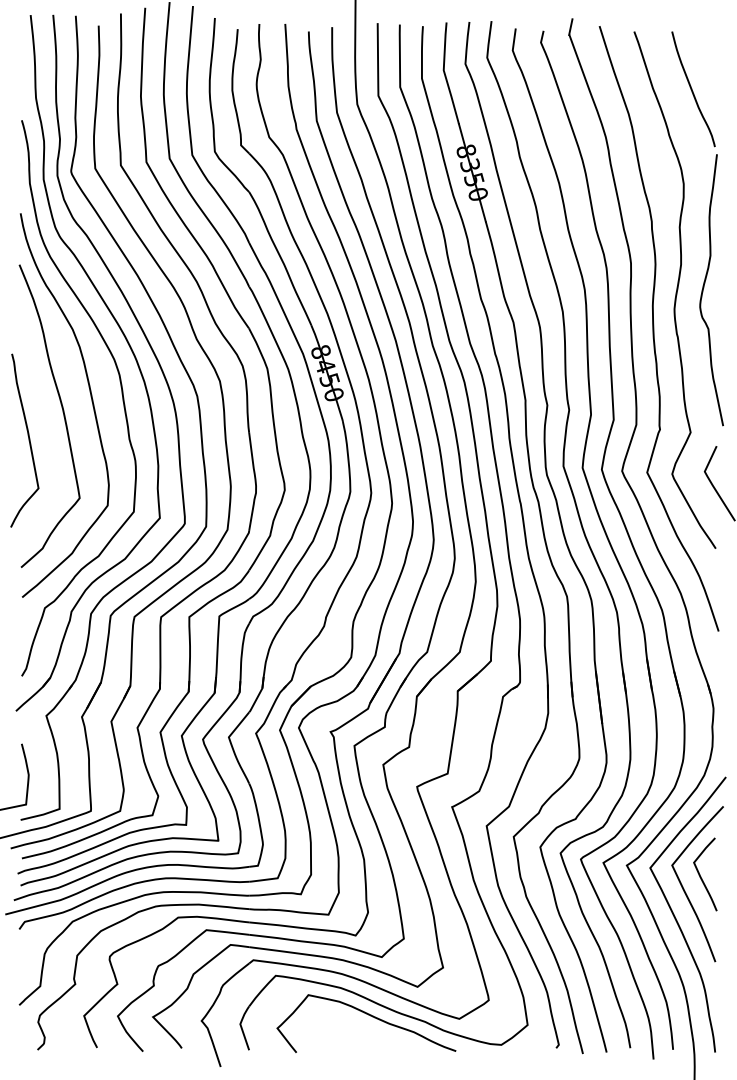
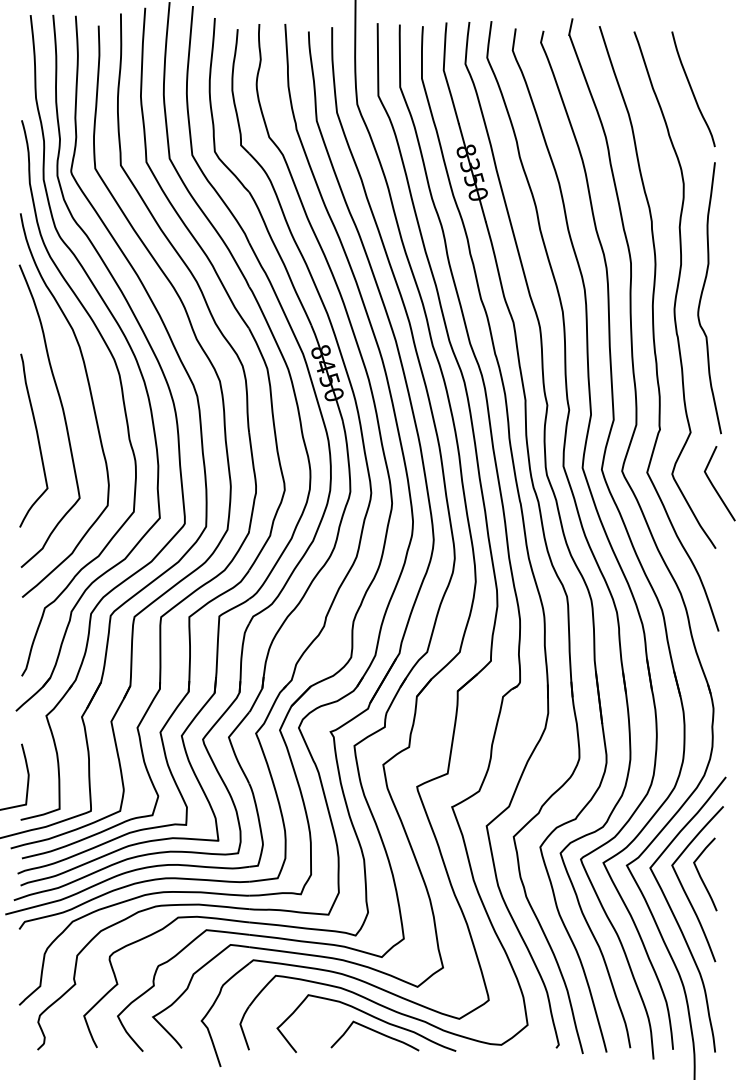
curve position: (704, 287) -> (702, 295) (702, 295)
curve position: (28, 440) -> (37, 440) (37, 440)
curve: none -> present (375, 1032)
